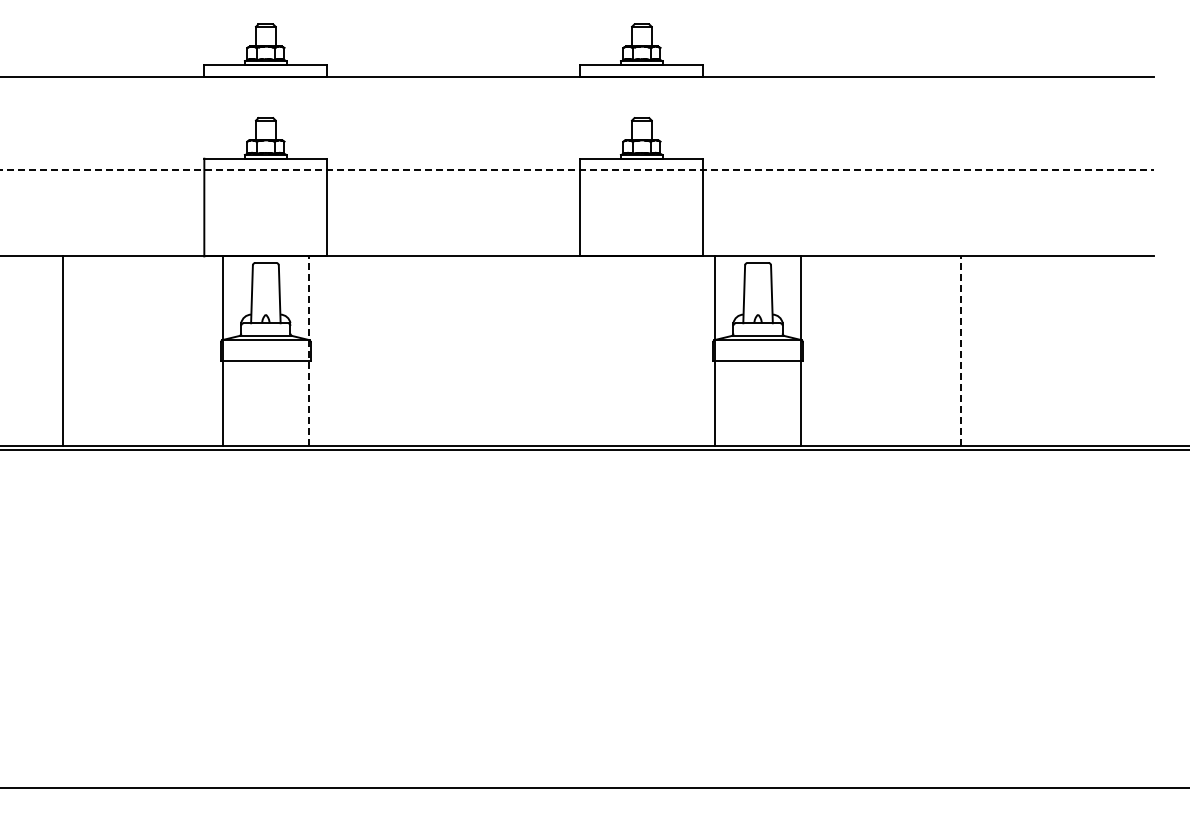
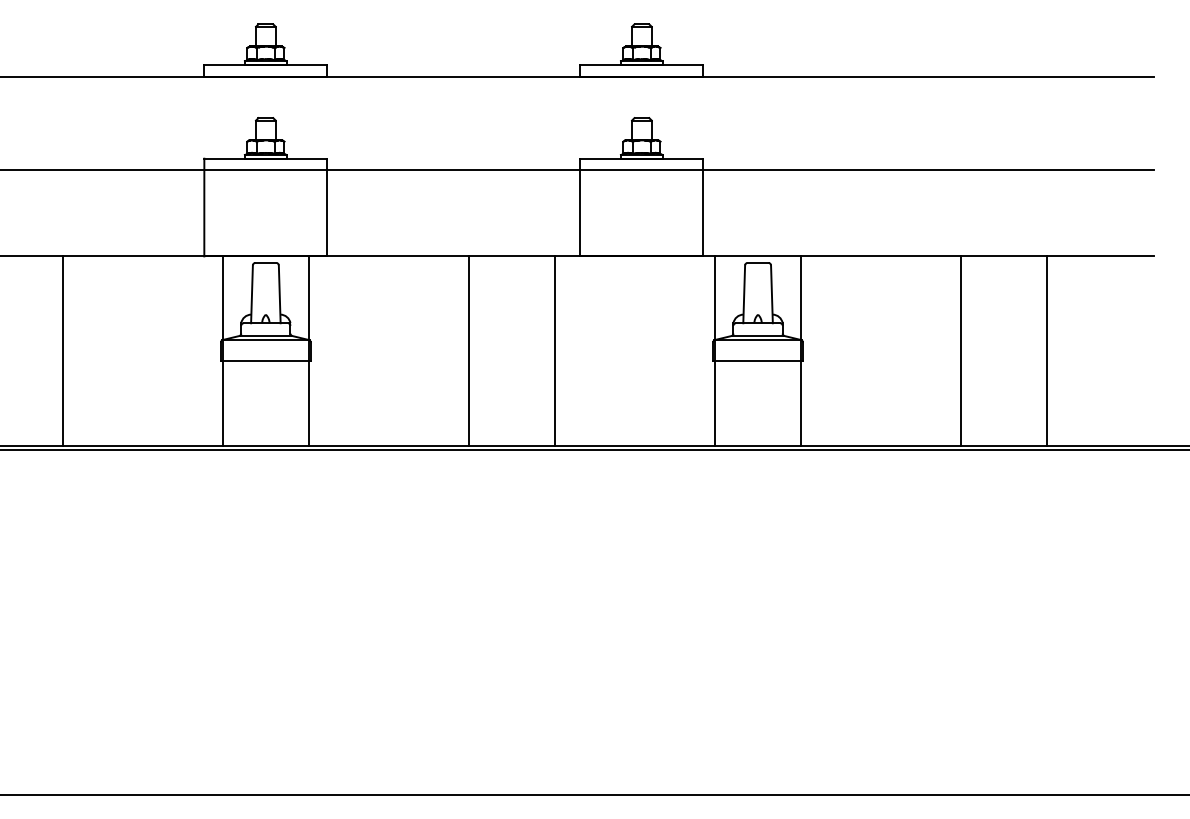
line: dashed -> solid (577, 170)
line: none -> present (468, 350)
line: none -> present (555, 350)
line: none -> present (1047, 350)
line: dashed -> solid (308, 351)
line: dashed -> solid (961, 351)
line position: (594, 787) -> (594, 794) (594, 794)
